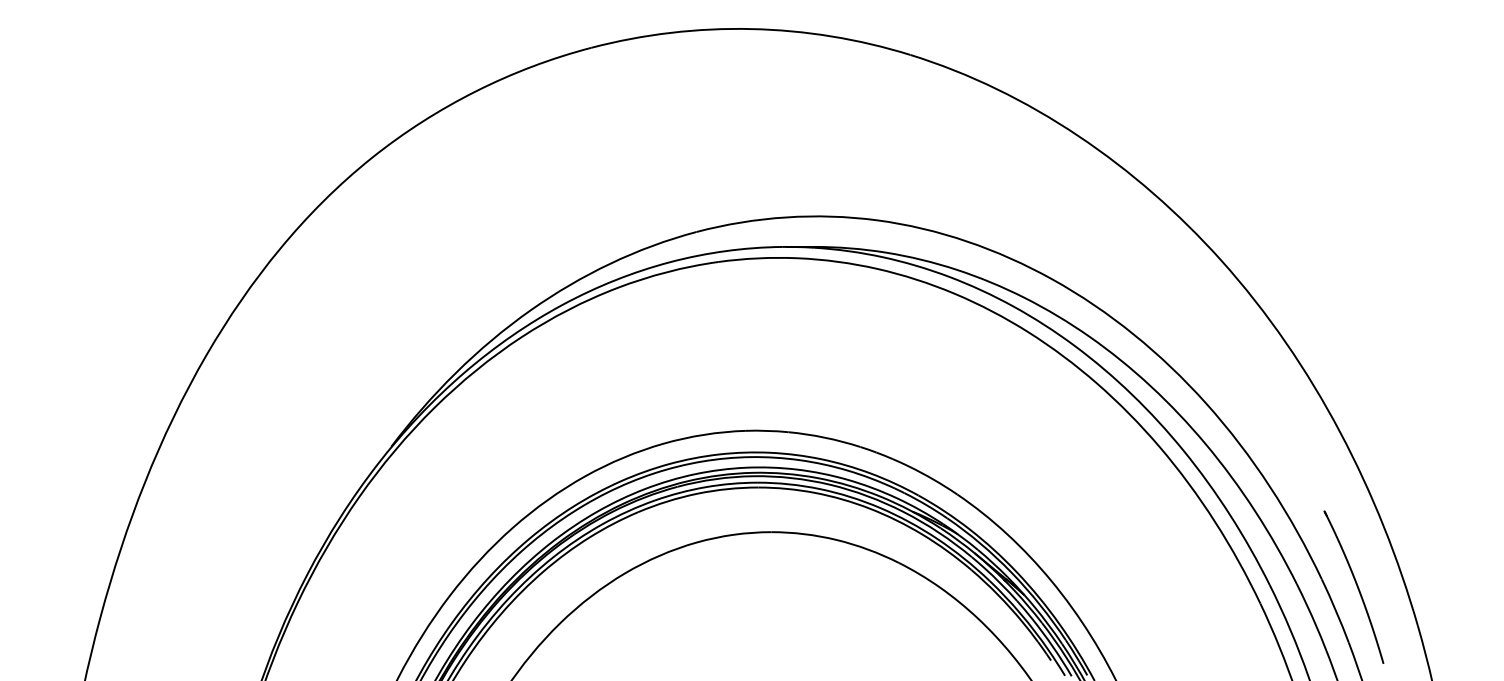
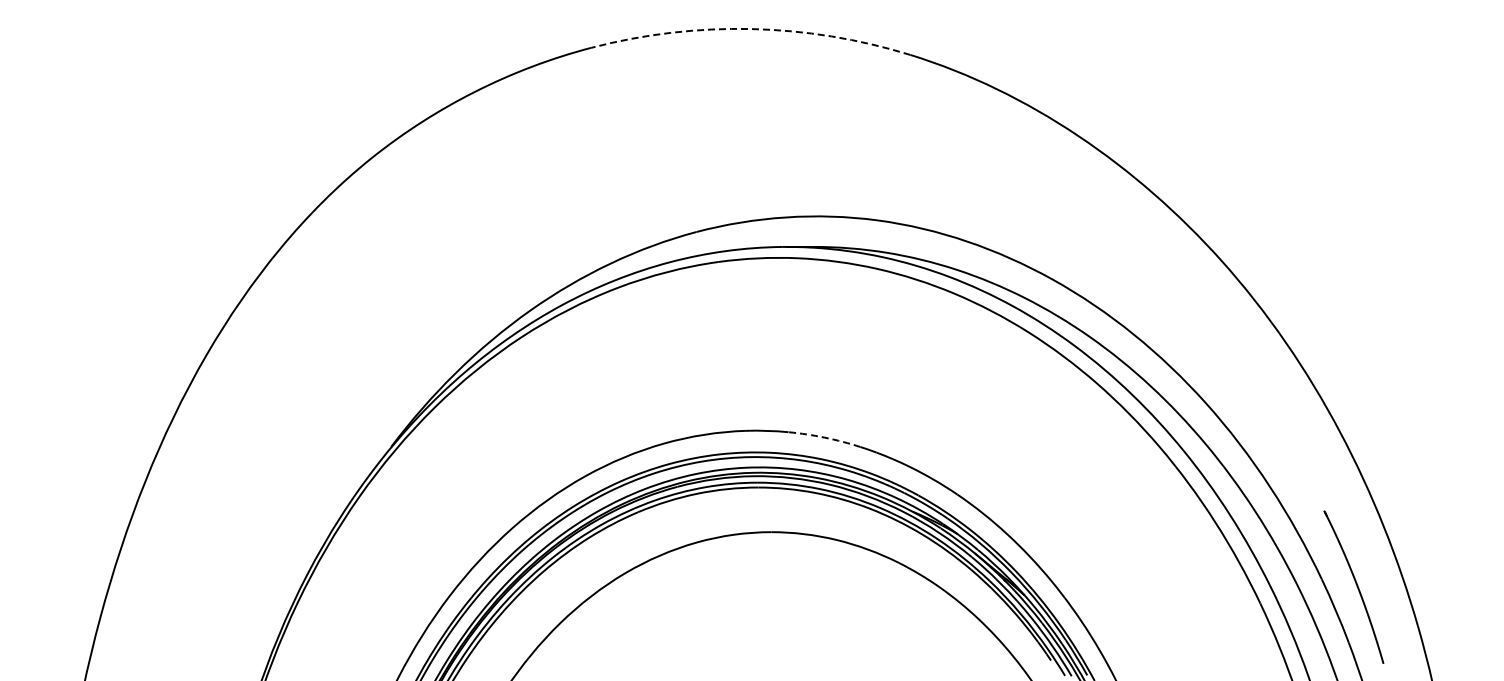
arc: solid -> dashed (751, 29)
arc: solid -> dashed (824, 437)
